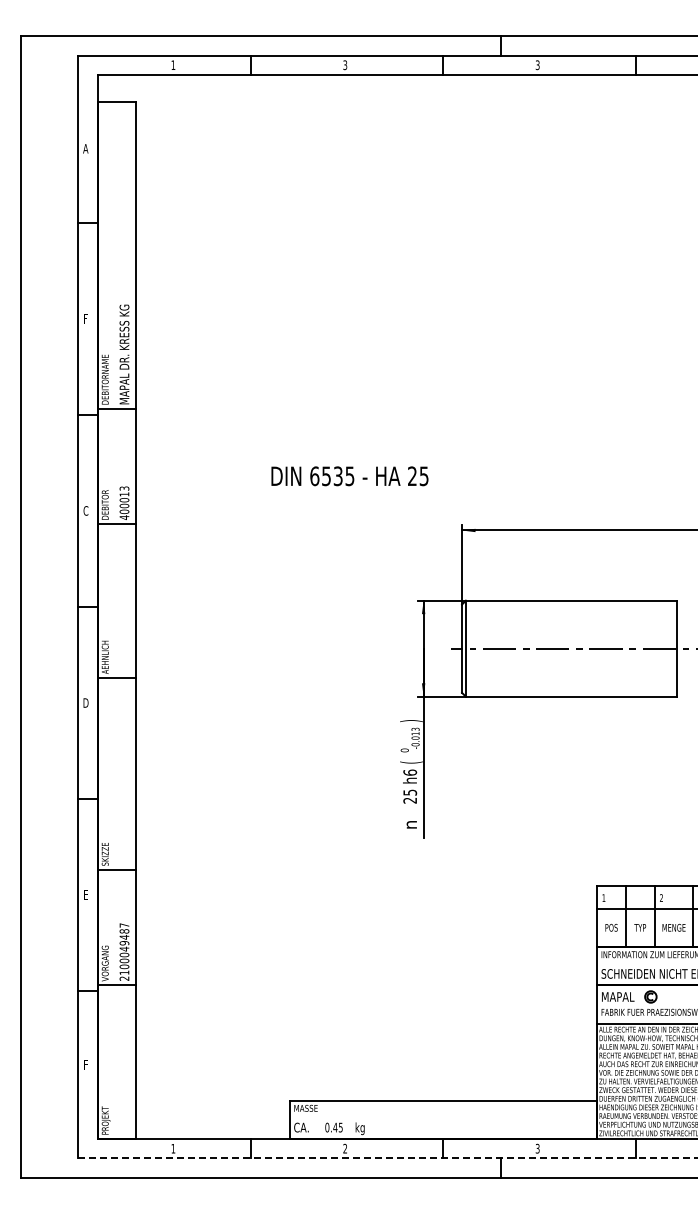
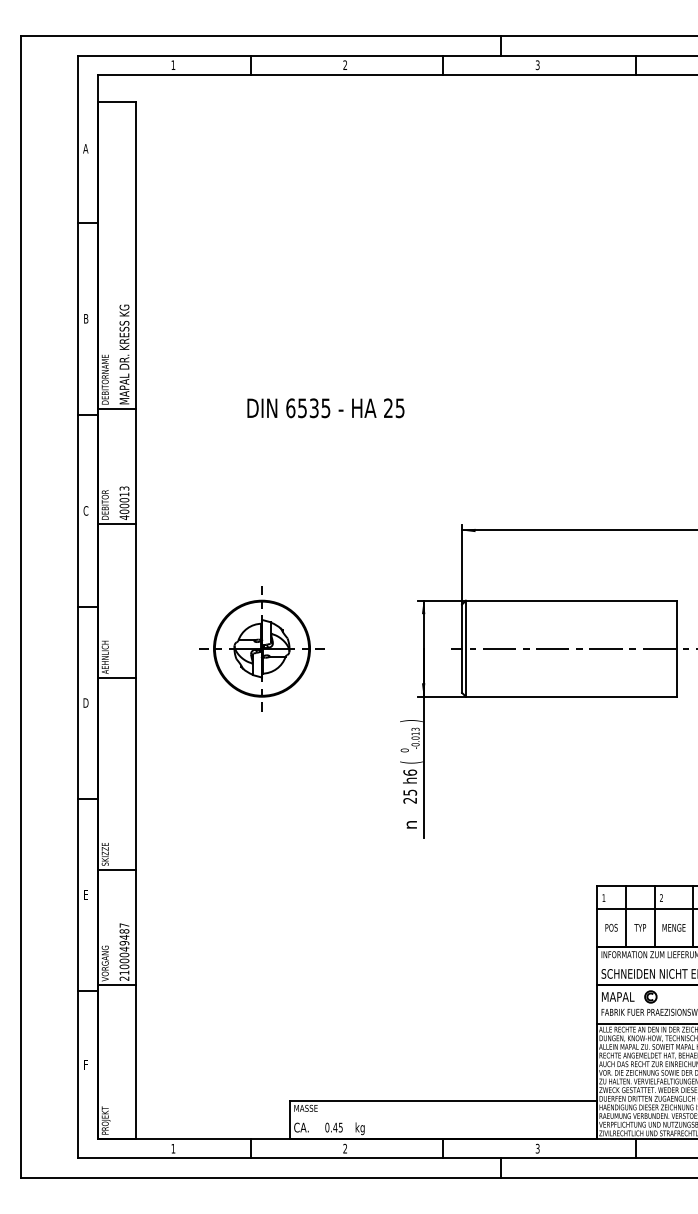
text: 3 -> 2 (345, 65)
text: F -> B (86, 318)
text position: (349, 476) -> (325, 408) (325, 408)
part: none -> present (261, 648)
line: dashed -> solid (388, 1158)
